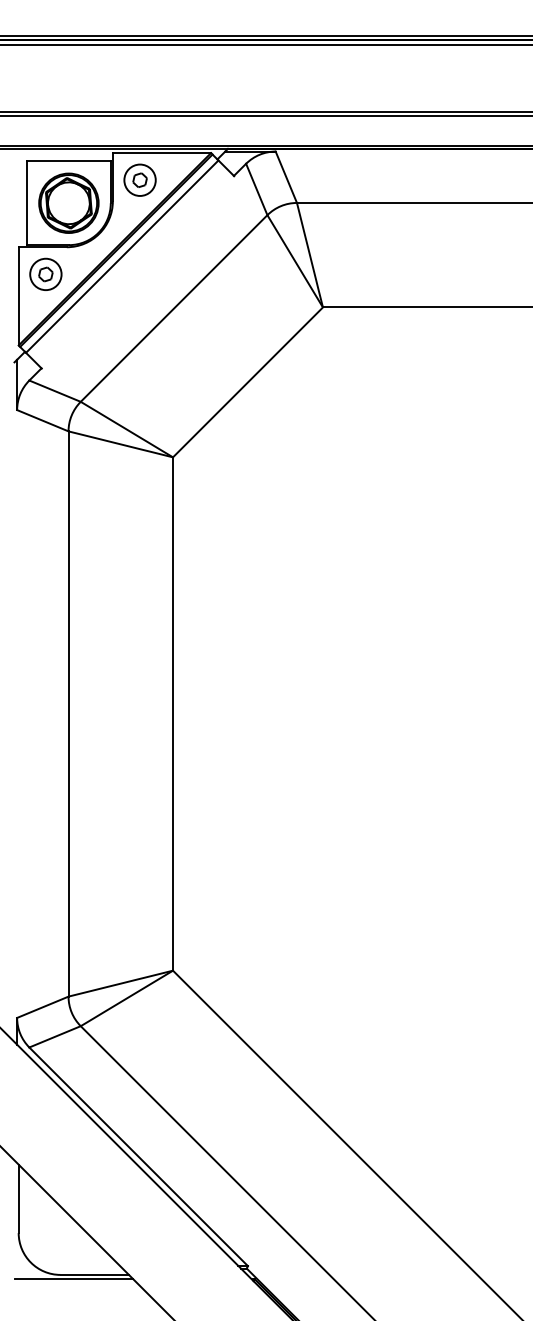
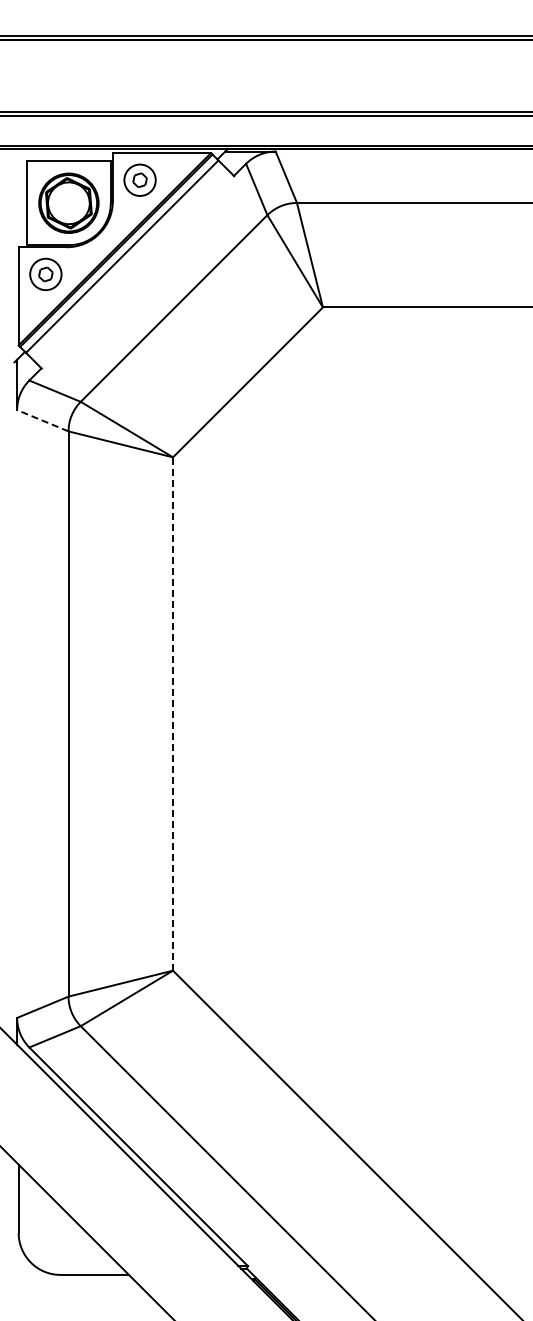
line: present -> none (265, 45)
line: solid -> dashed (42, 420)
line: solid -> dashed (173, 714)
line: present -> none (73, 1279)
